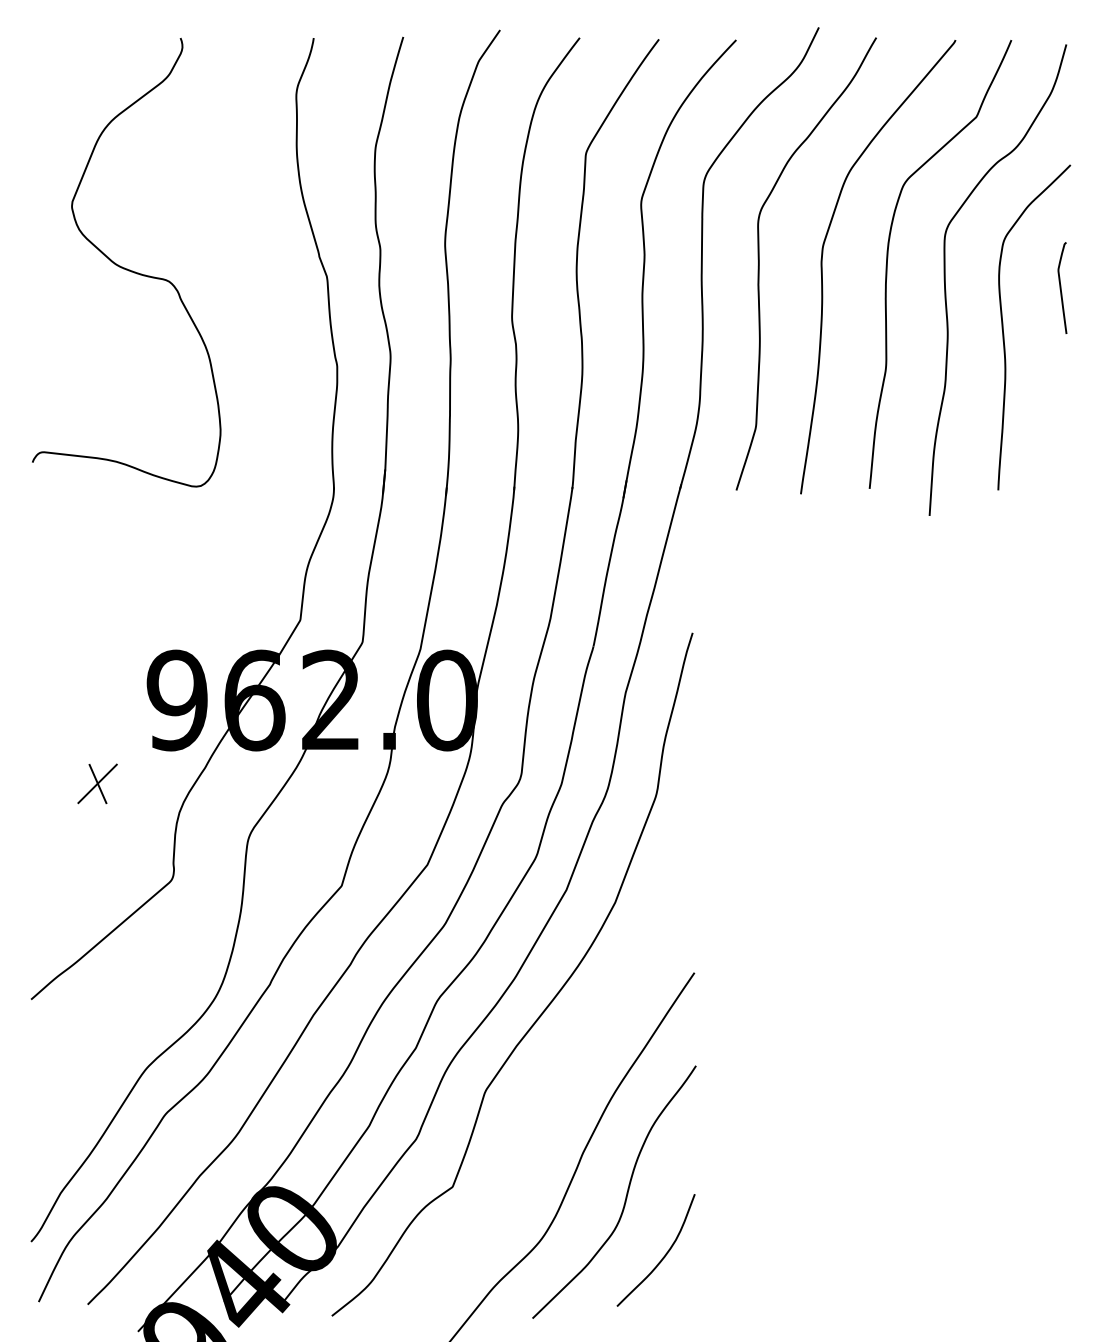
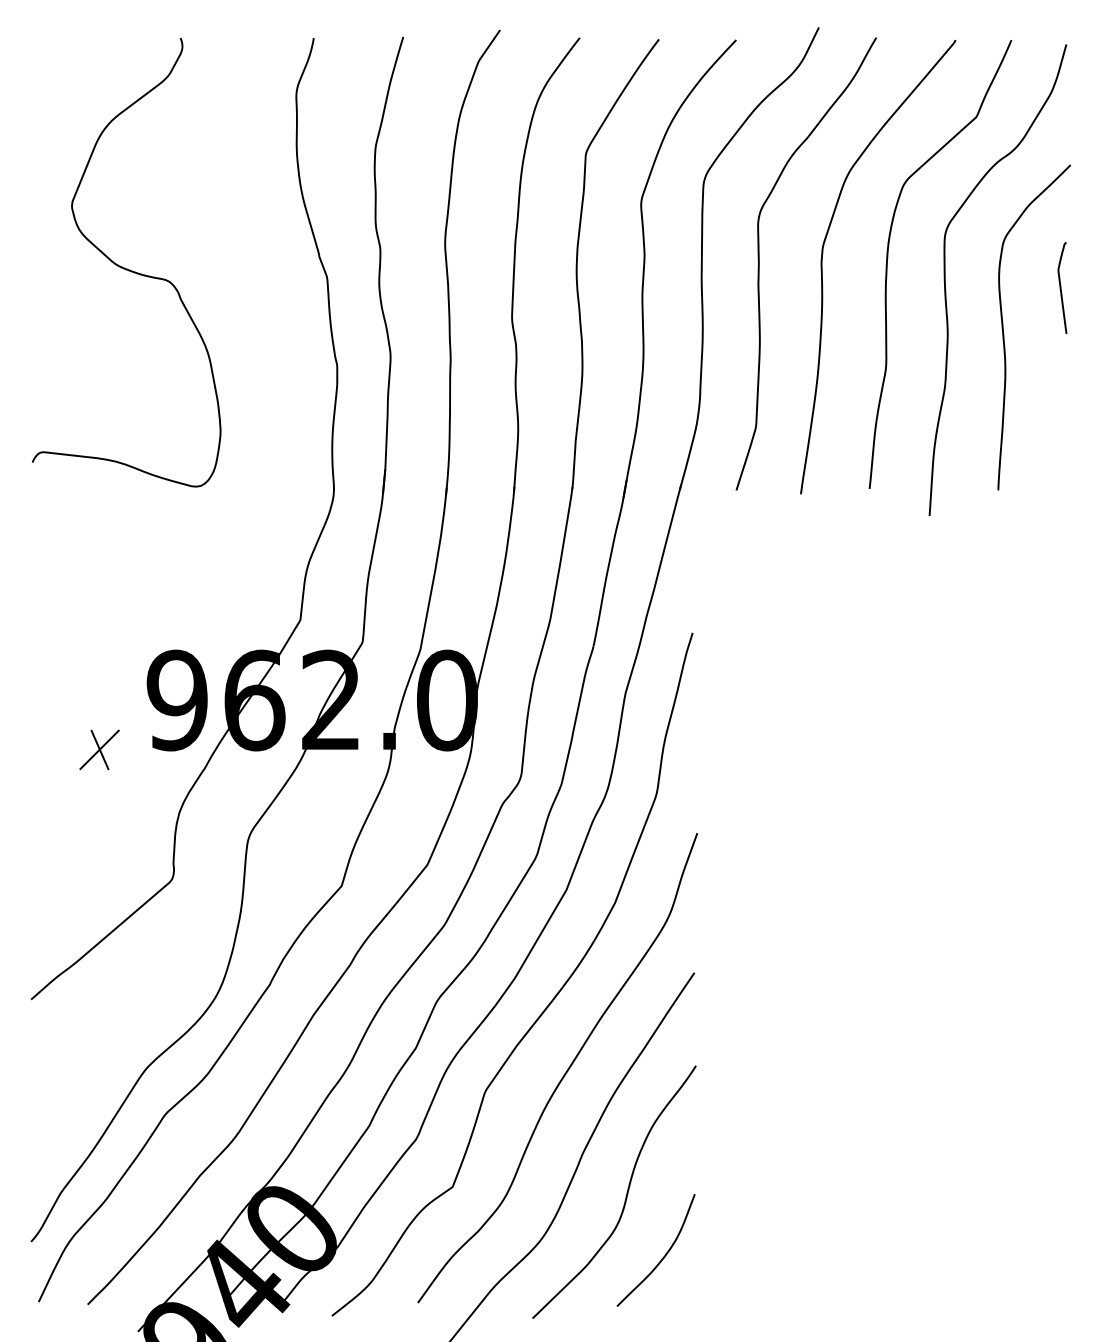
part position: (97, 783) -> (99, 749) (99, 749)
curve: none -> present (565, 1071)
